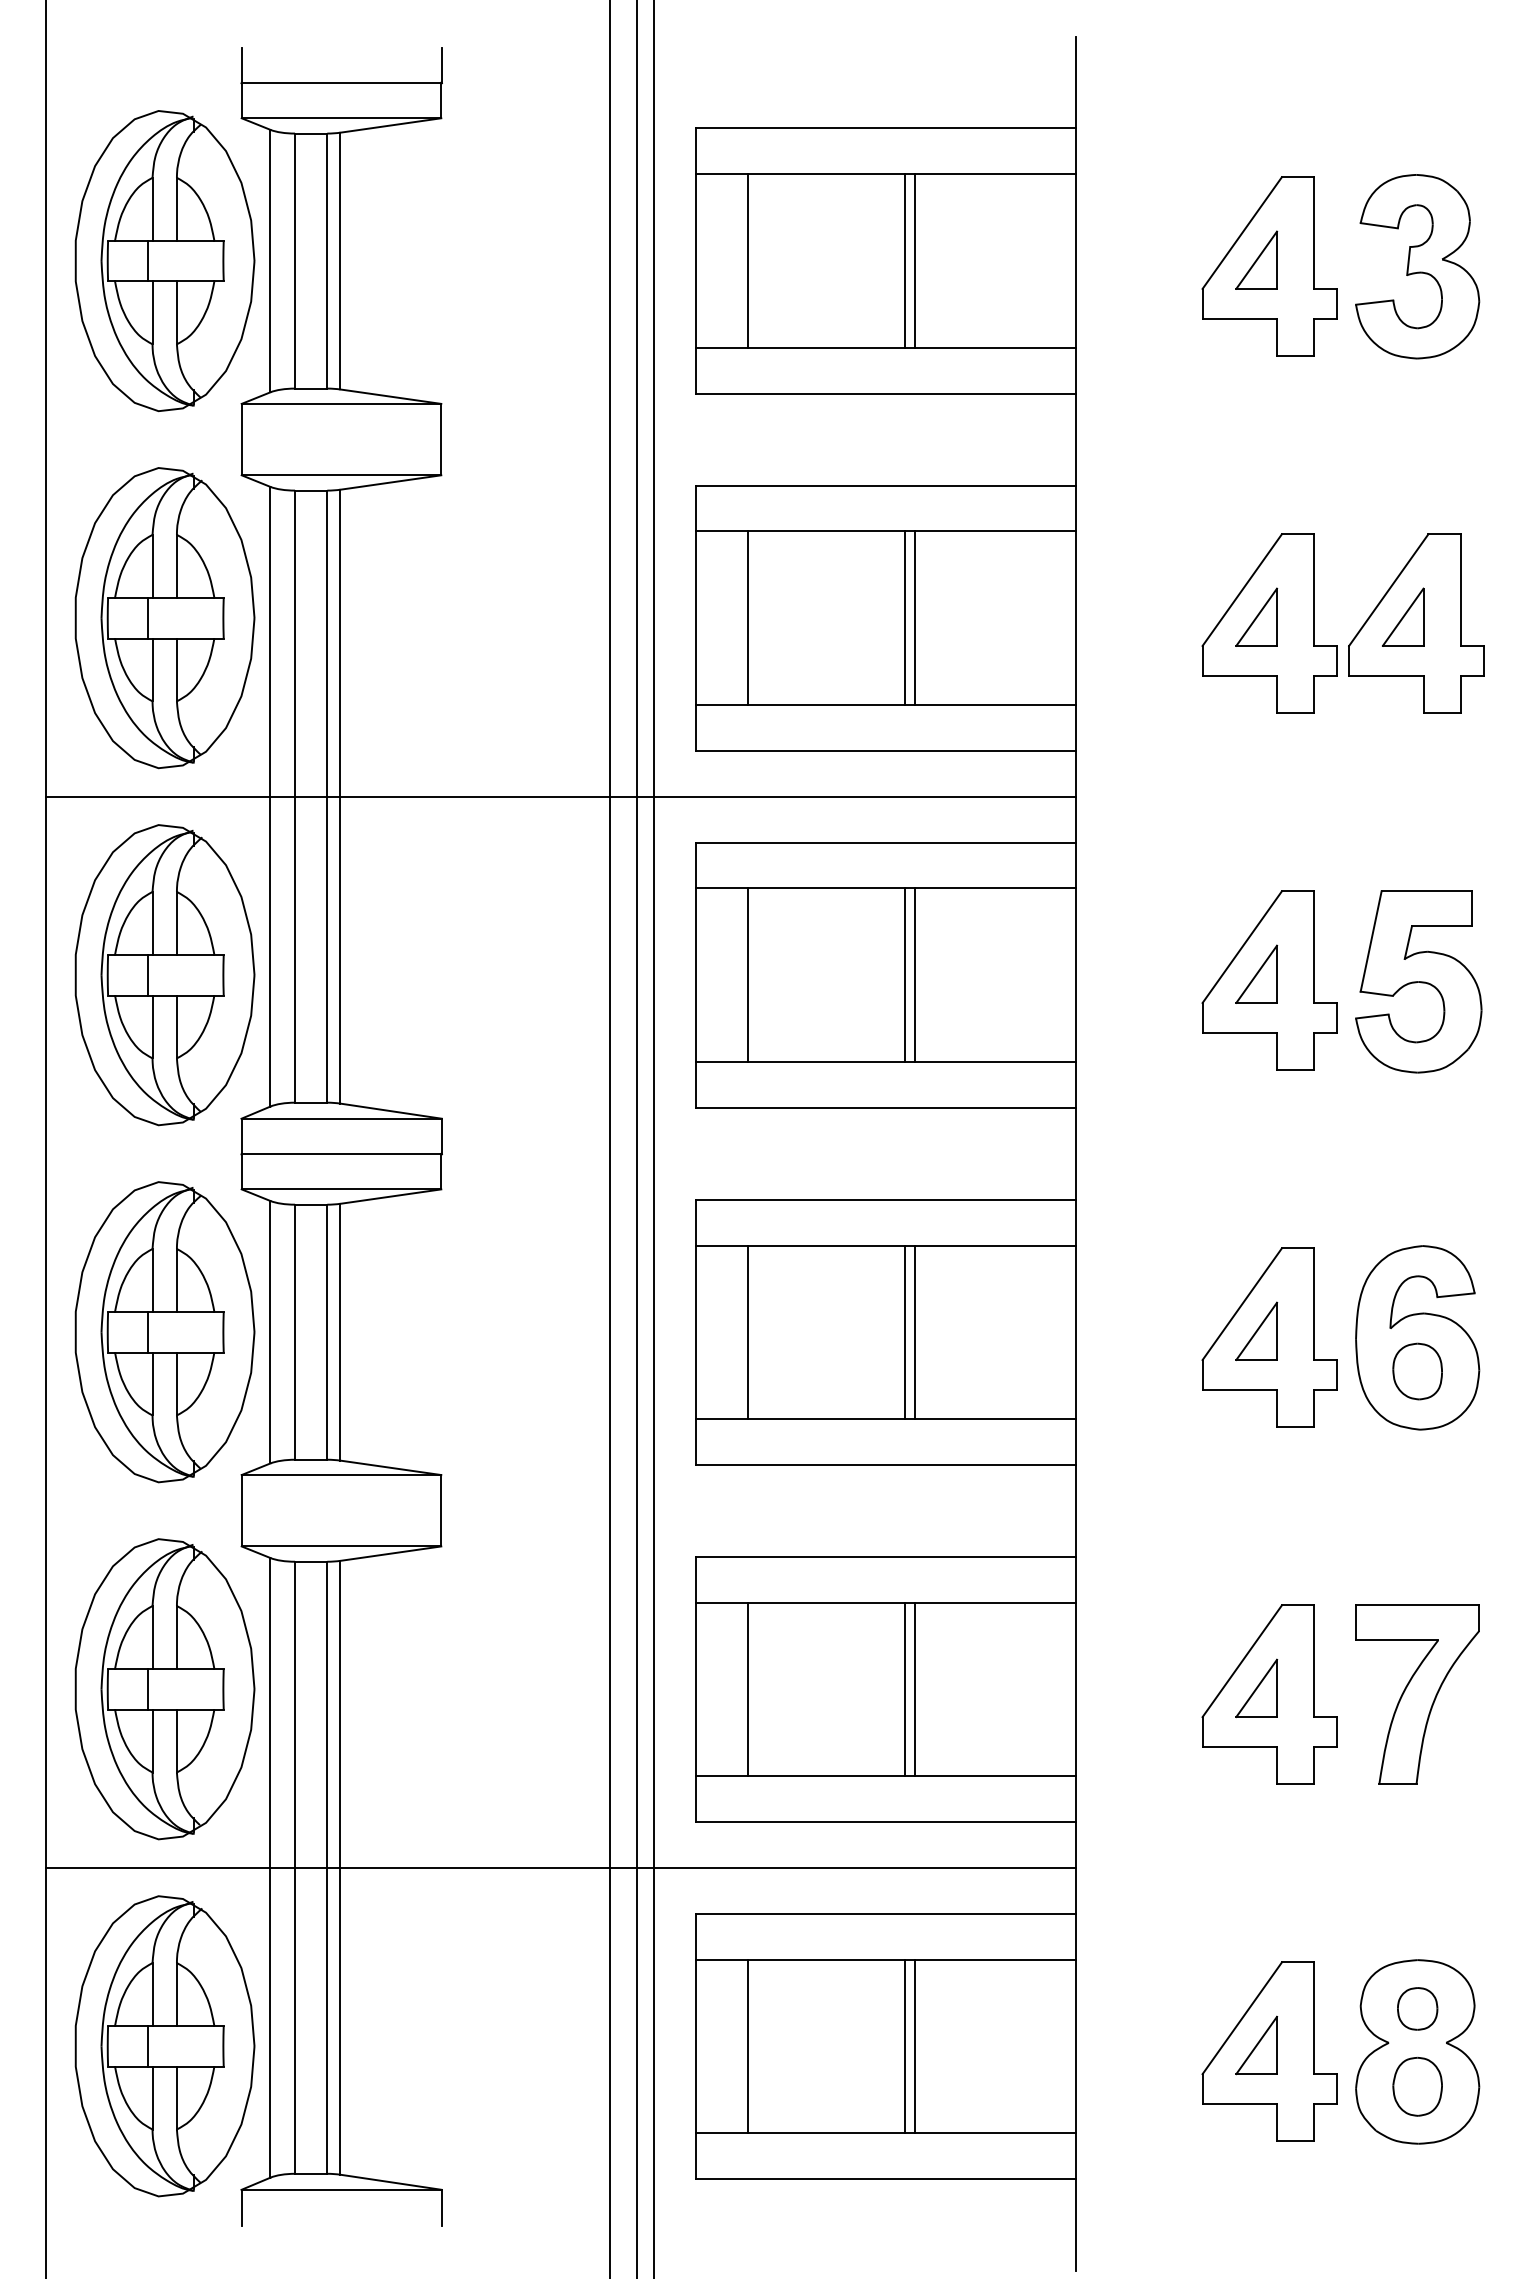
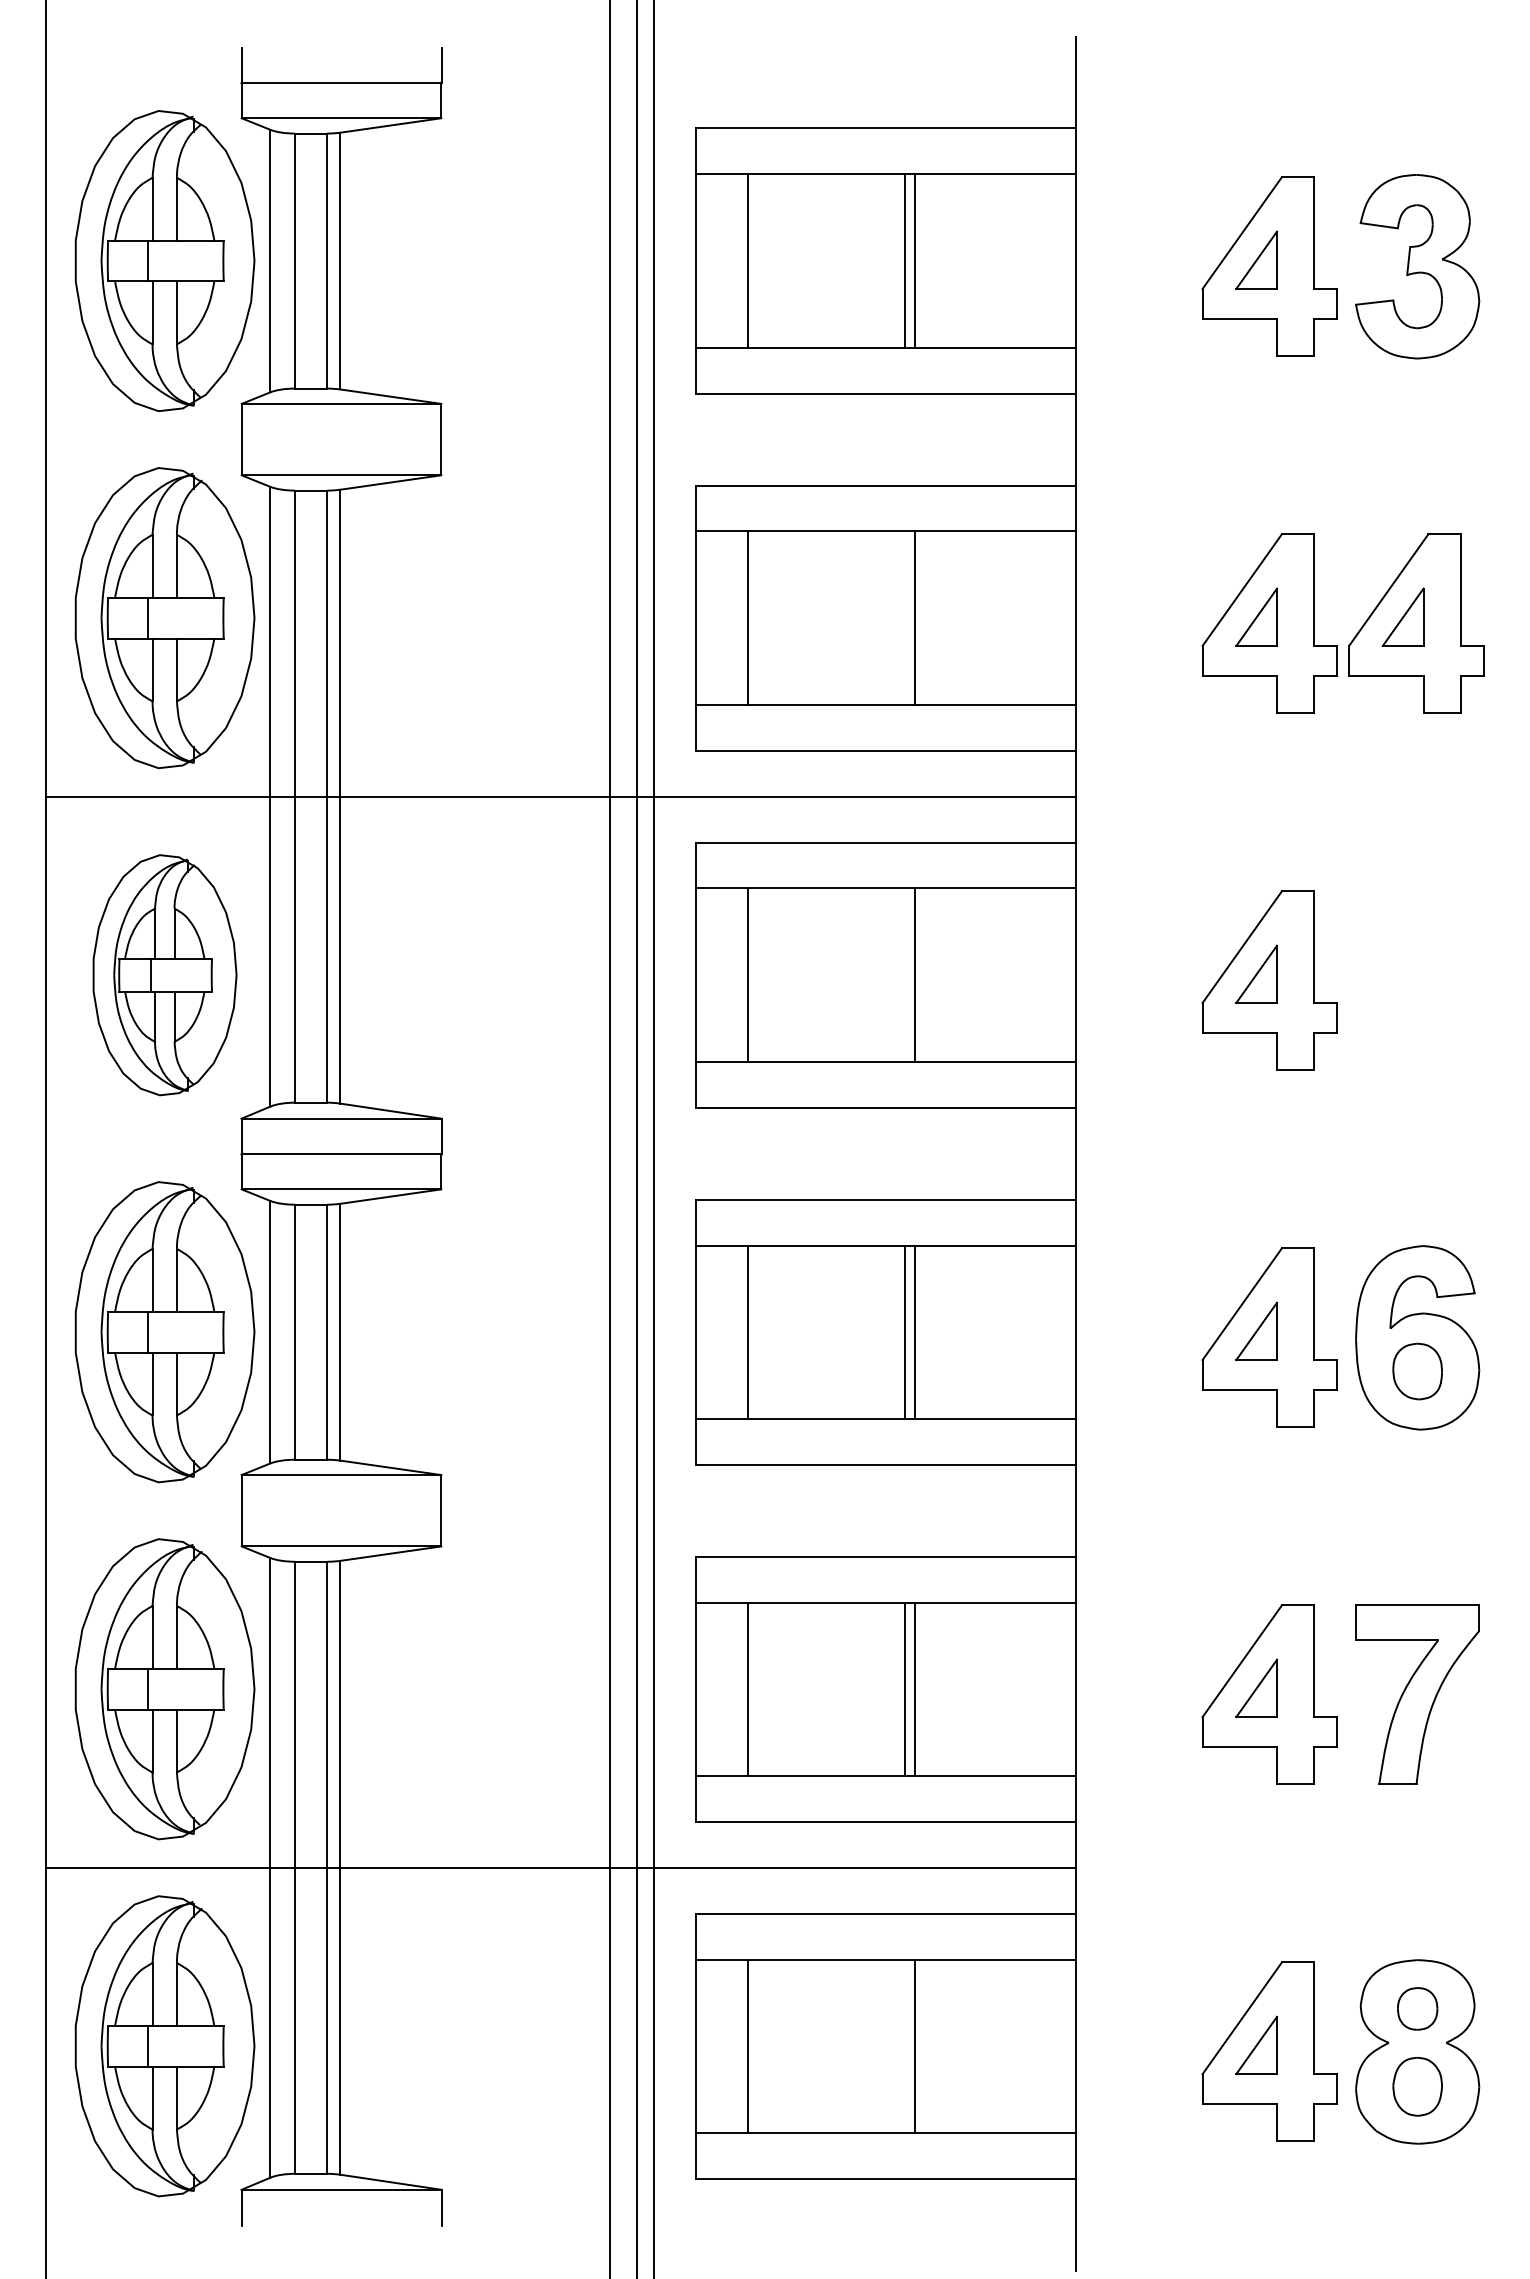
line: present -> none (905, 617)
line: present -> none (905, 974)
part size: 182x303 px -> 146x243 px (164, 975)
part: present -> none (1418, 981)
line: present -> none (905, 2046)
